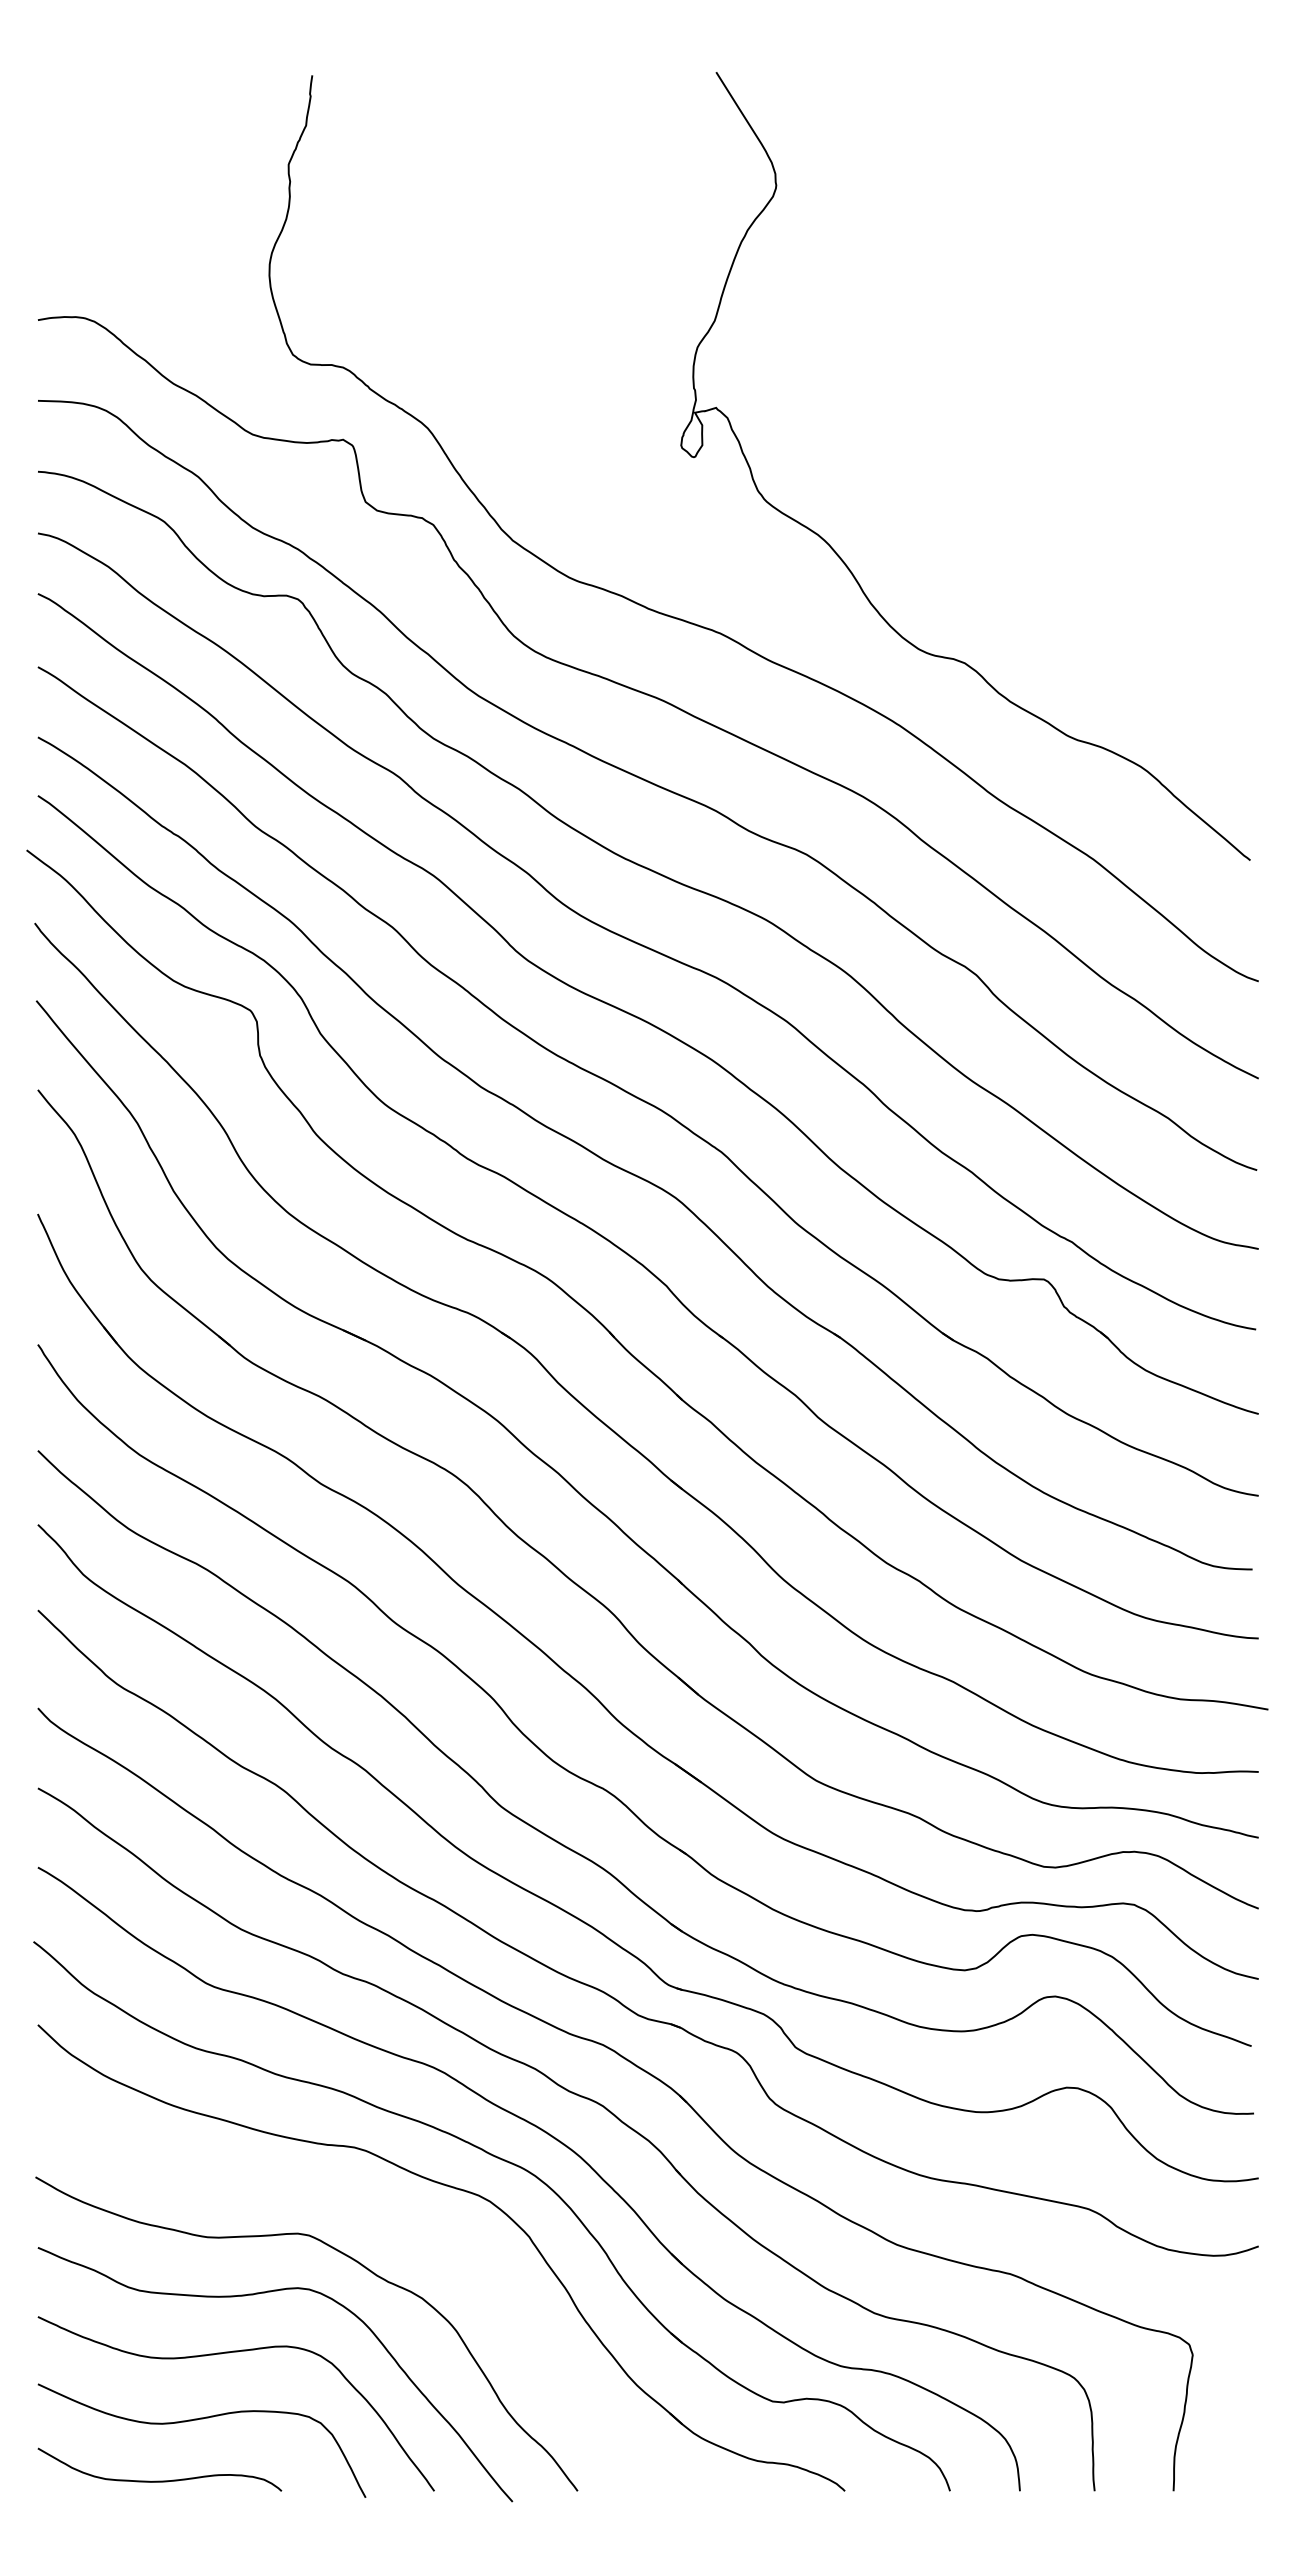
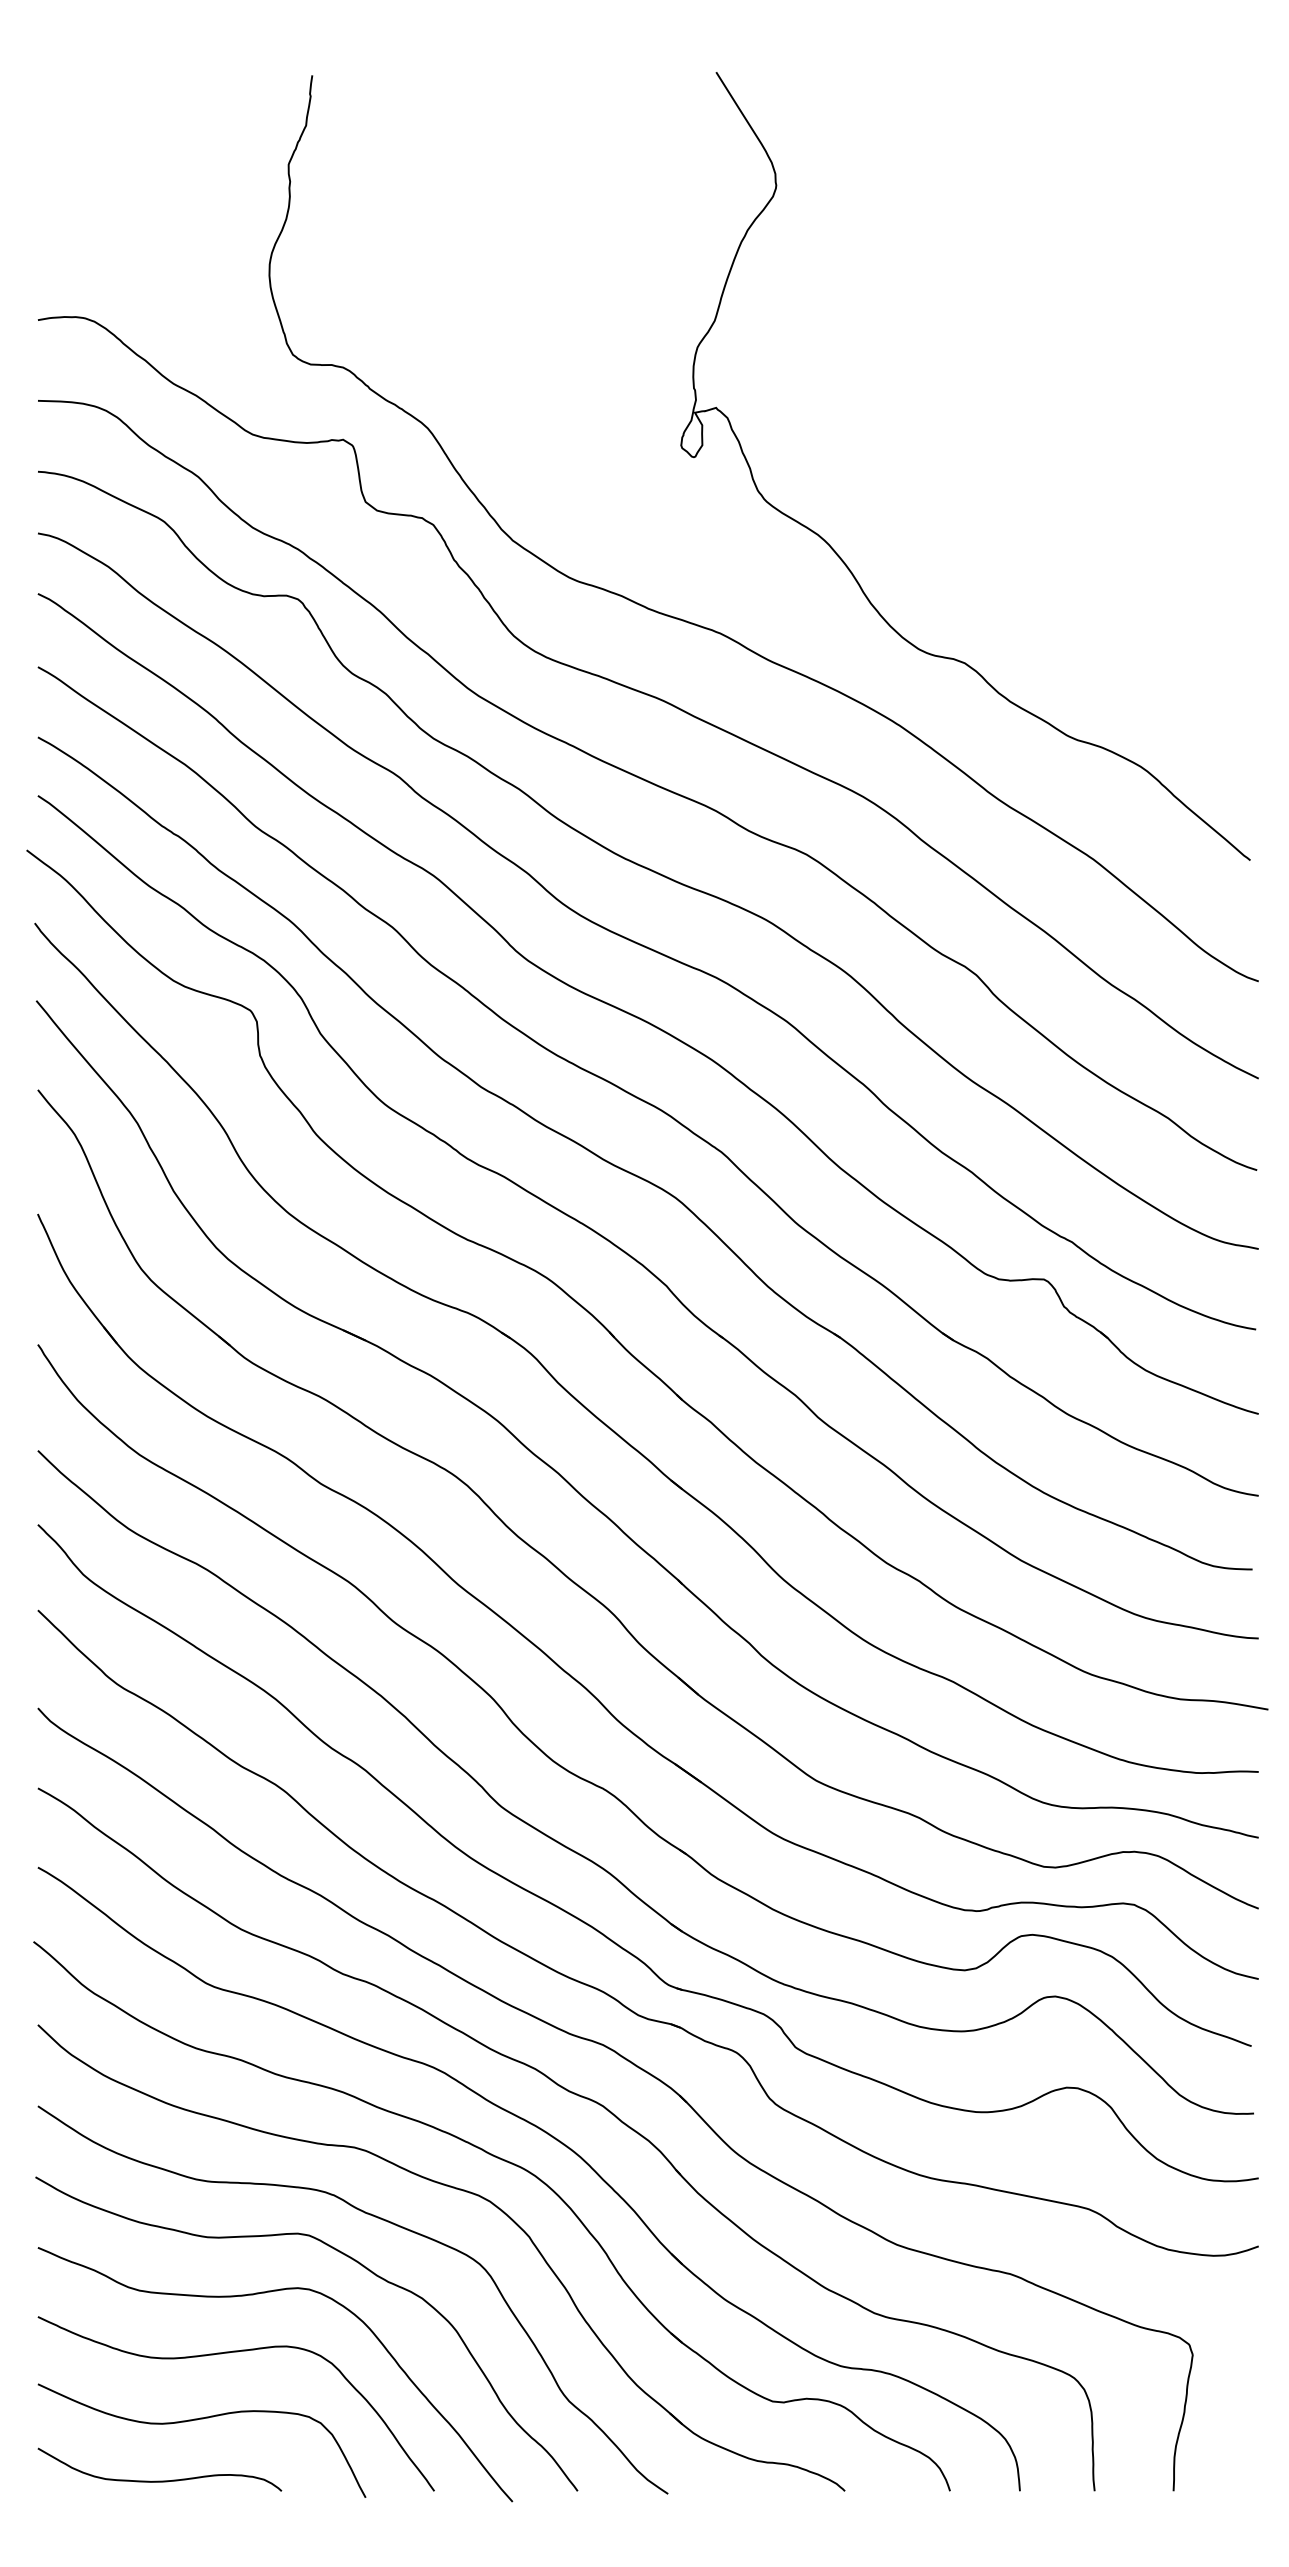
curve: none -> present (382, 2220)
